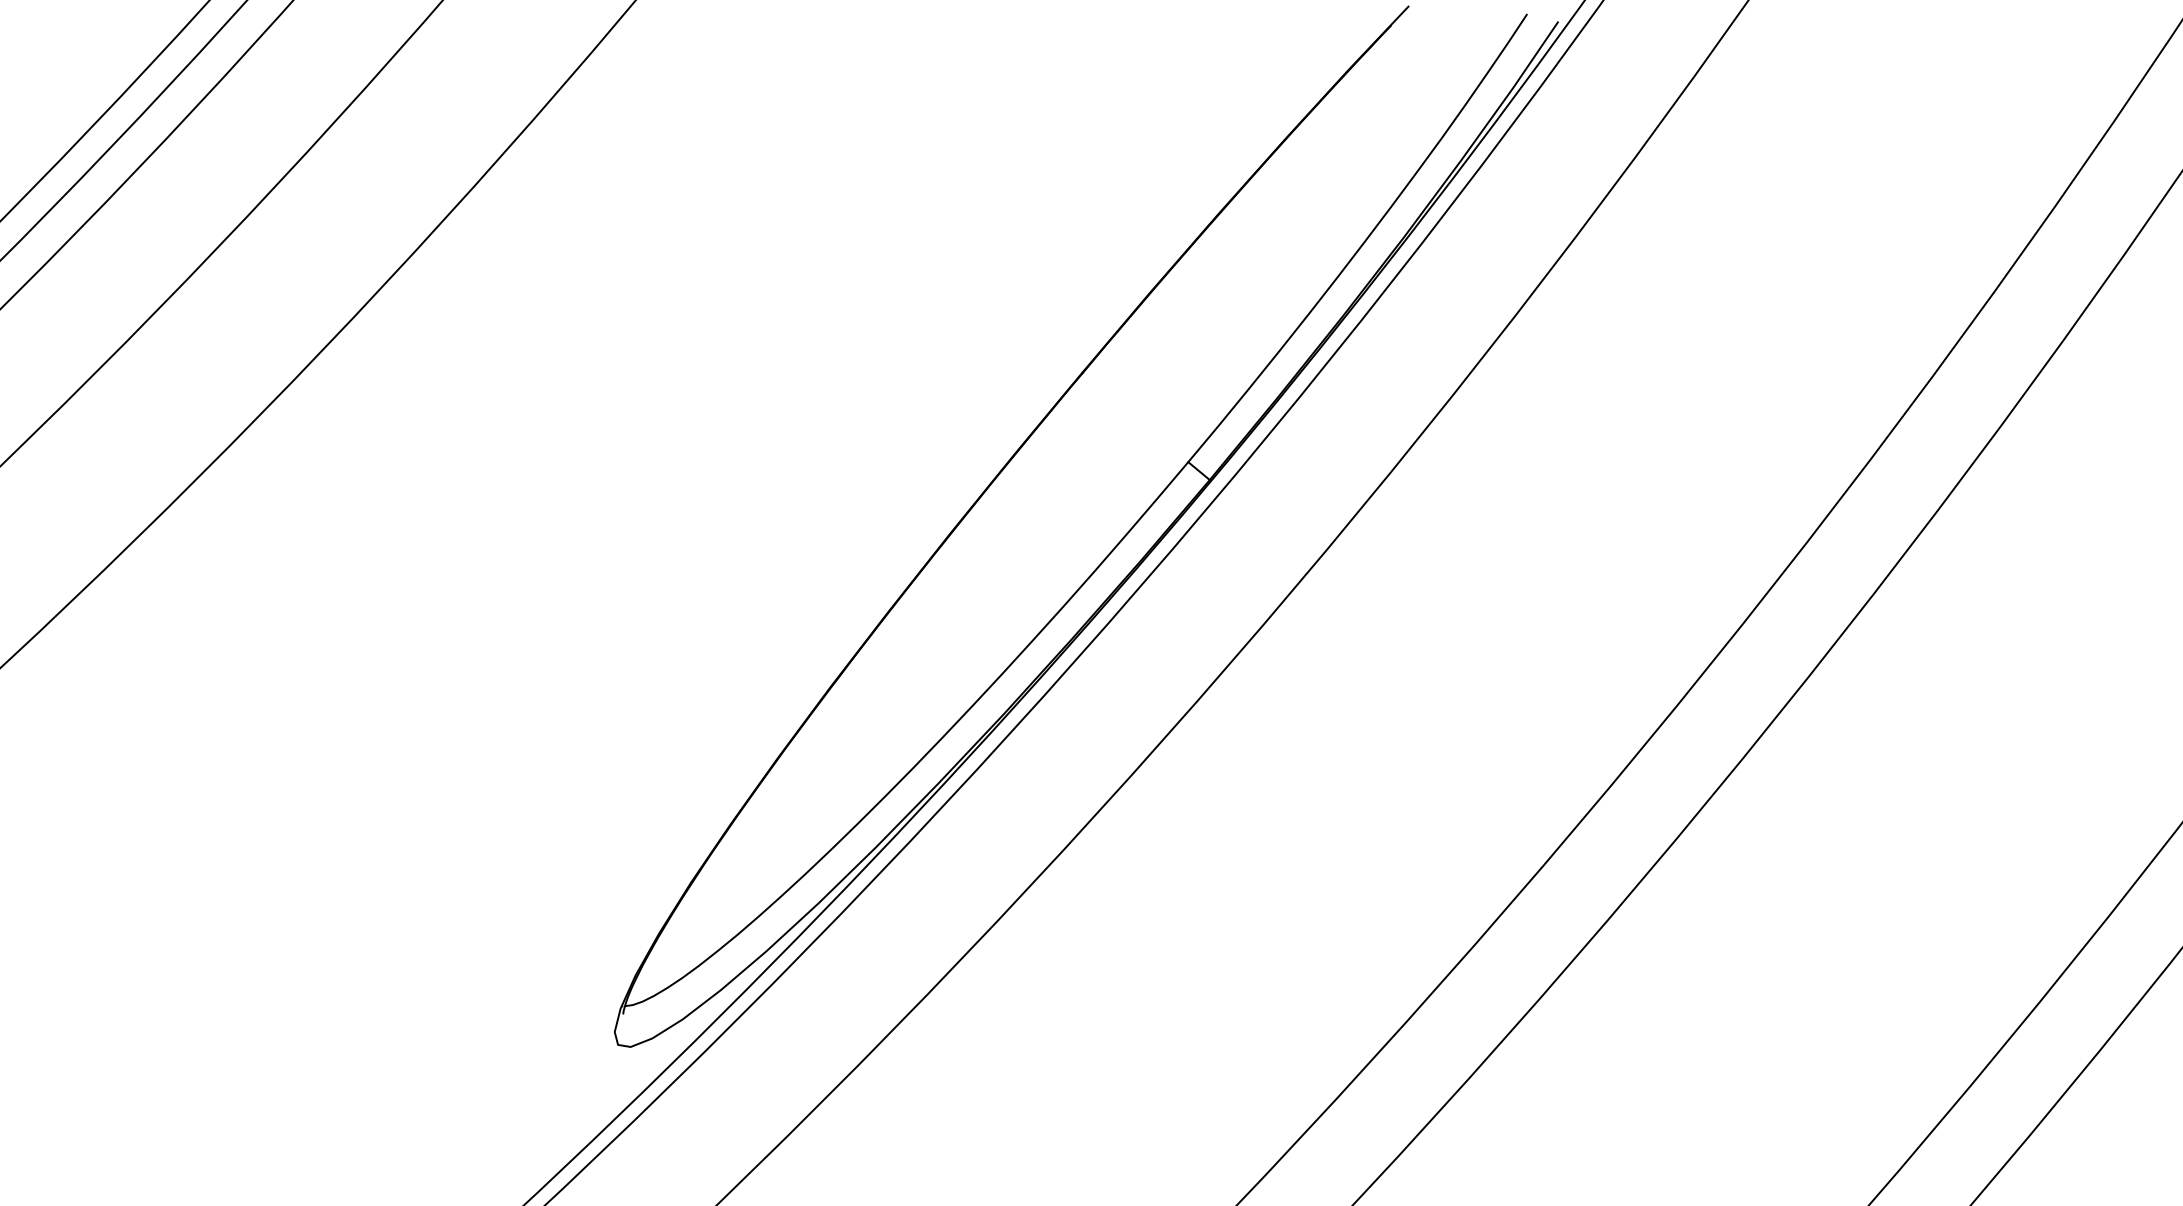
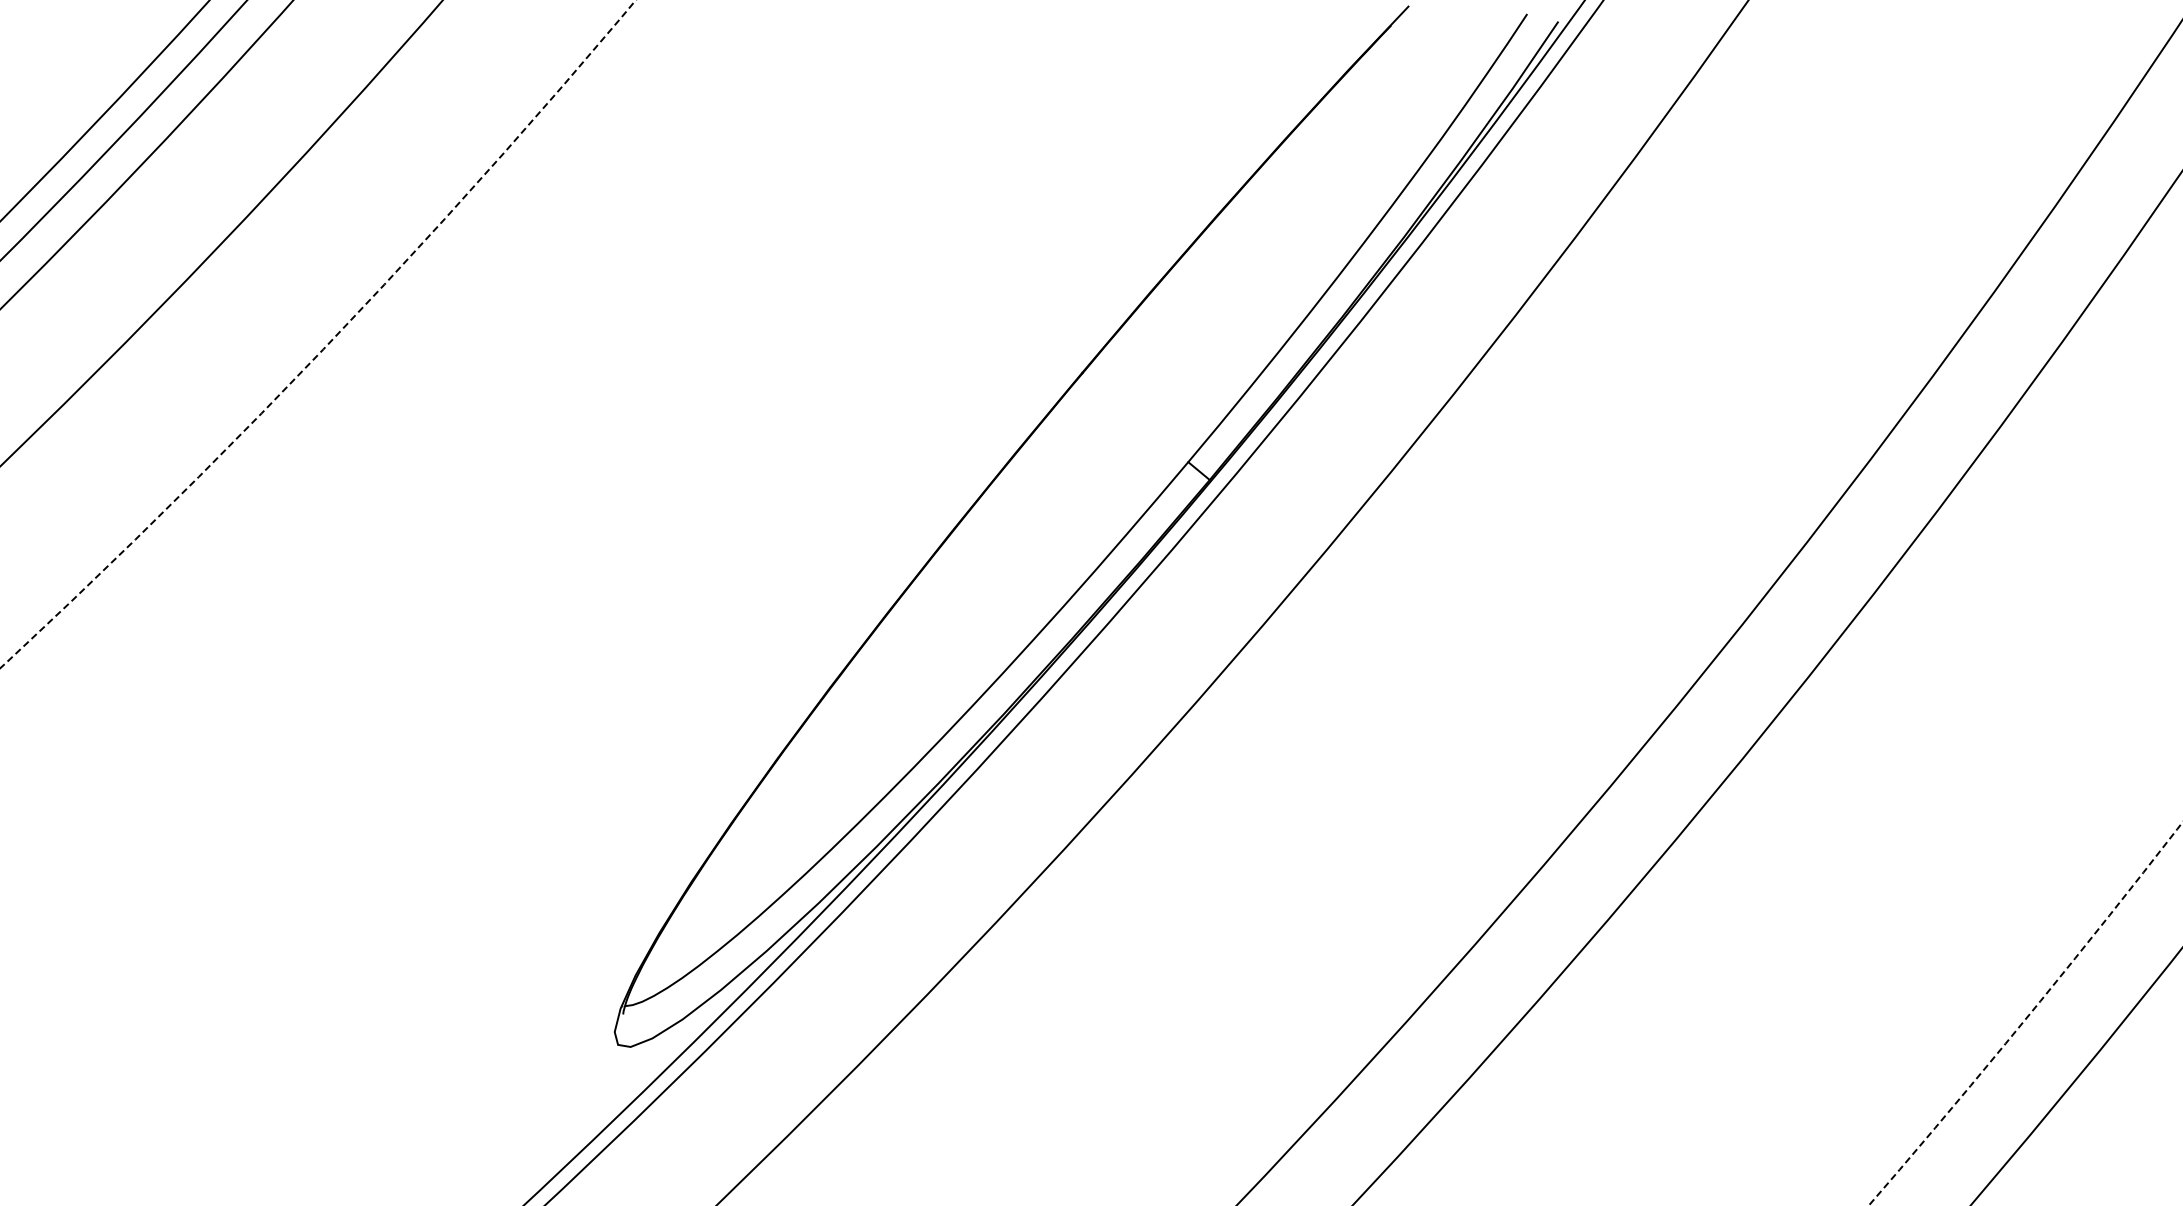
circle: solid -> dashed (317, 333)
circle: solid -> dashed (2025, 1013)
